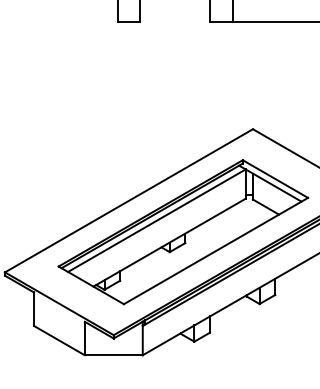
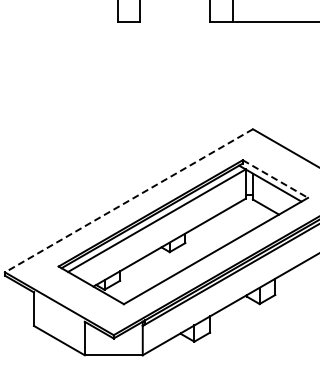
line: solid -> dashed (275, 179)
line: solid -> dashed (128, 201)
